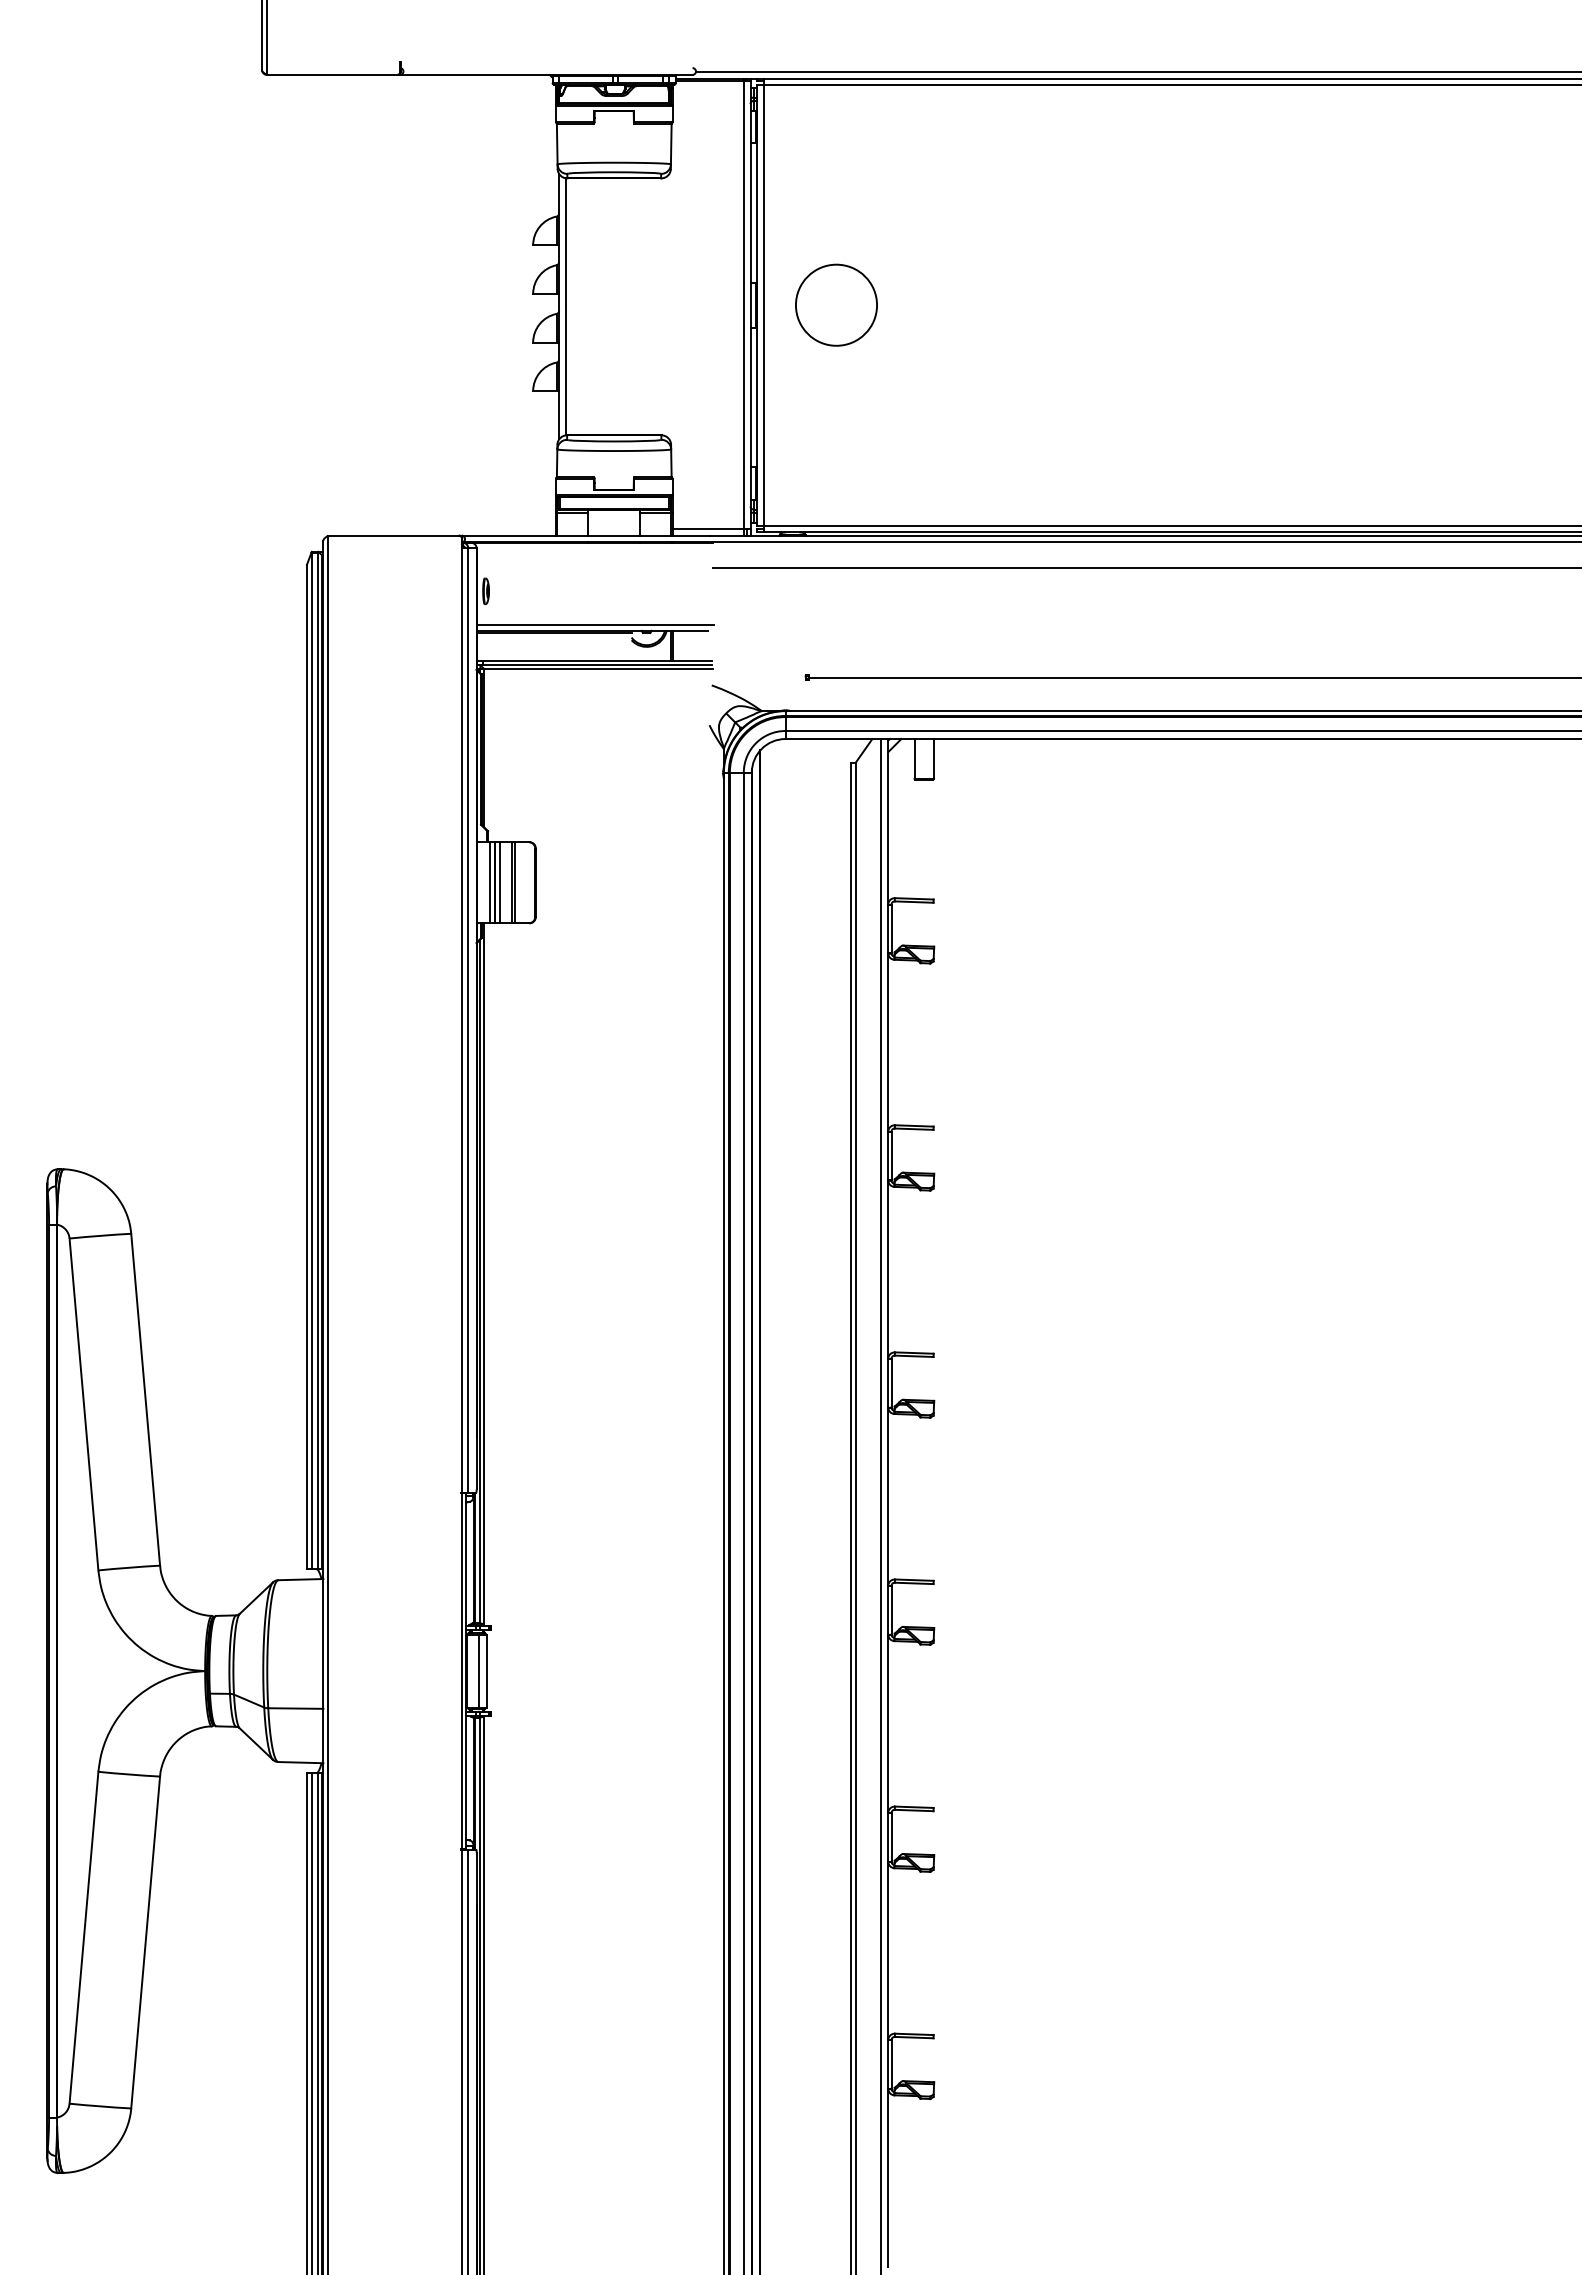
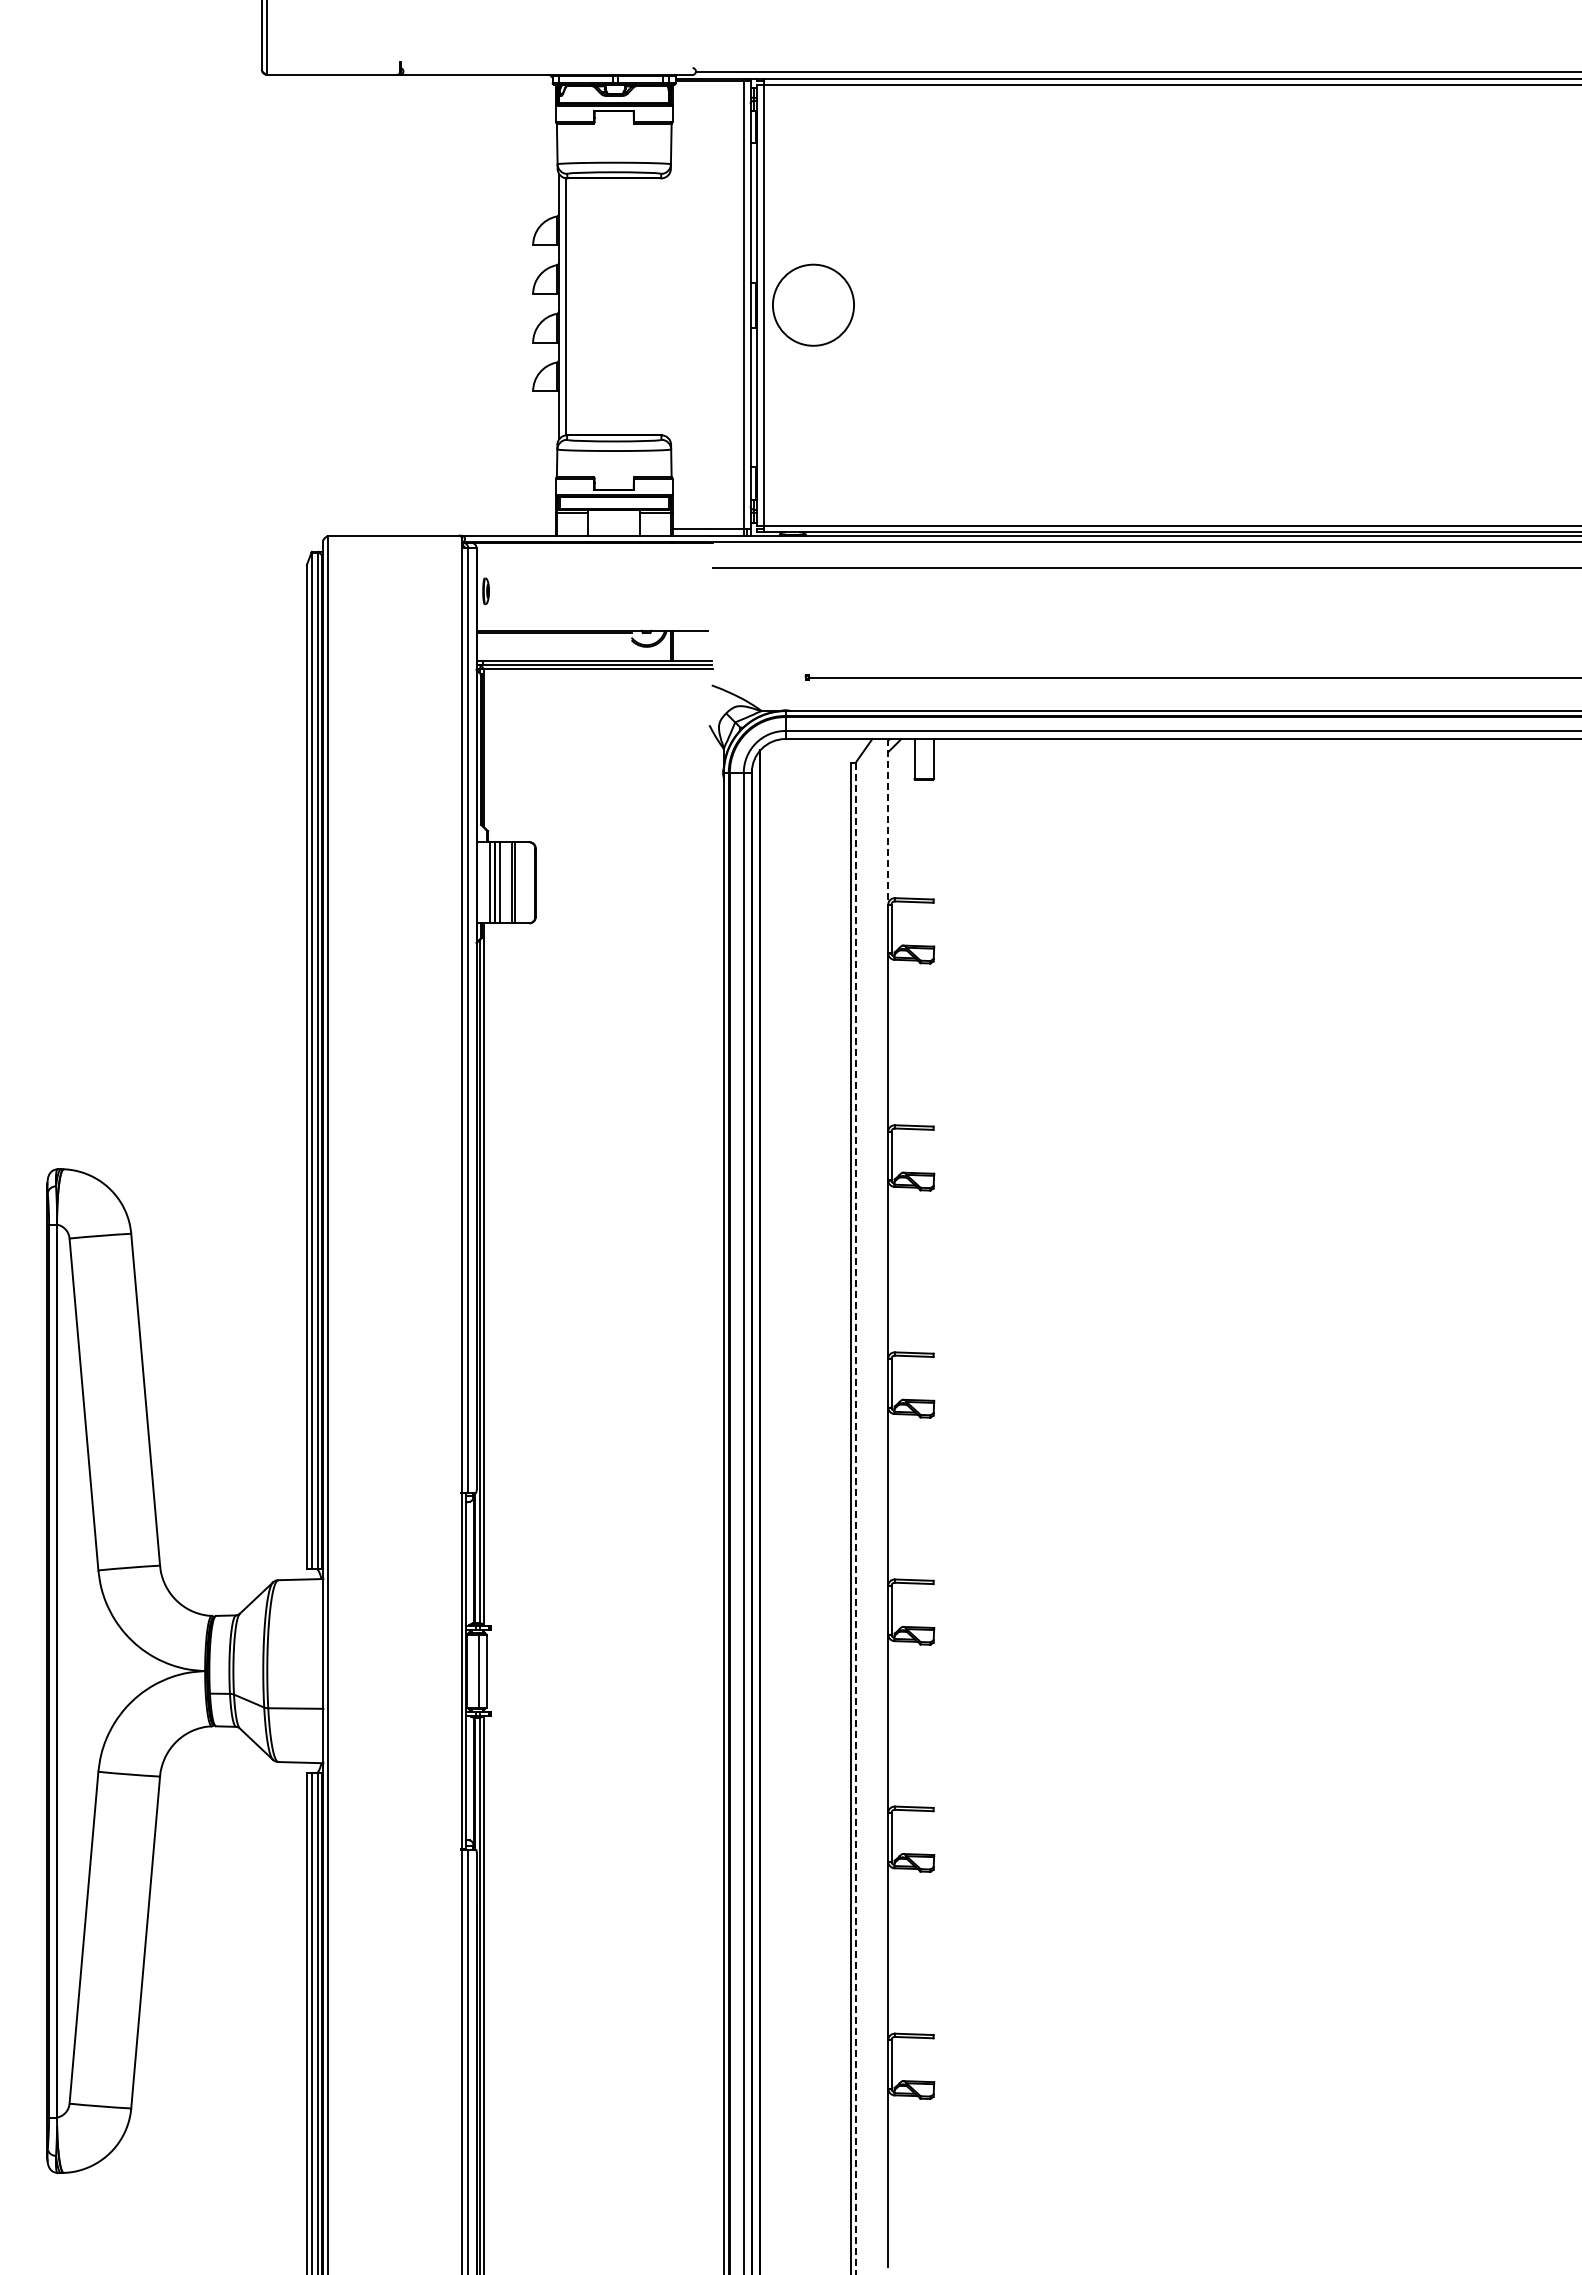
circle position: (836, 304) -> (813, 304) (813, 304)
line: present -> none (595, 625)
line: solid -> dashed (888, 821)
line: present -> none (881, 1505)
line: solid -> dashed (855, 1519)
